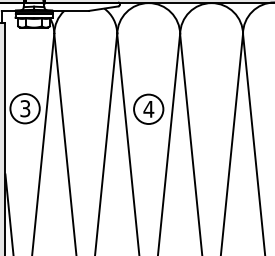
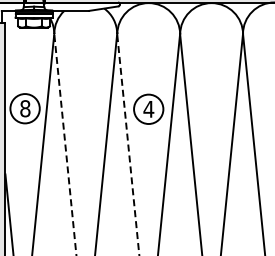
text: 3 -> 8 (25, 108)
line: solid -> dashed (65, 144)
line: solid -> dashed (128, 144)
